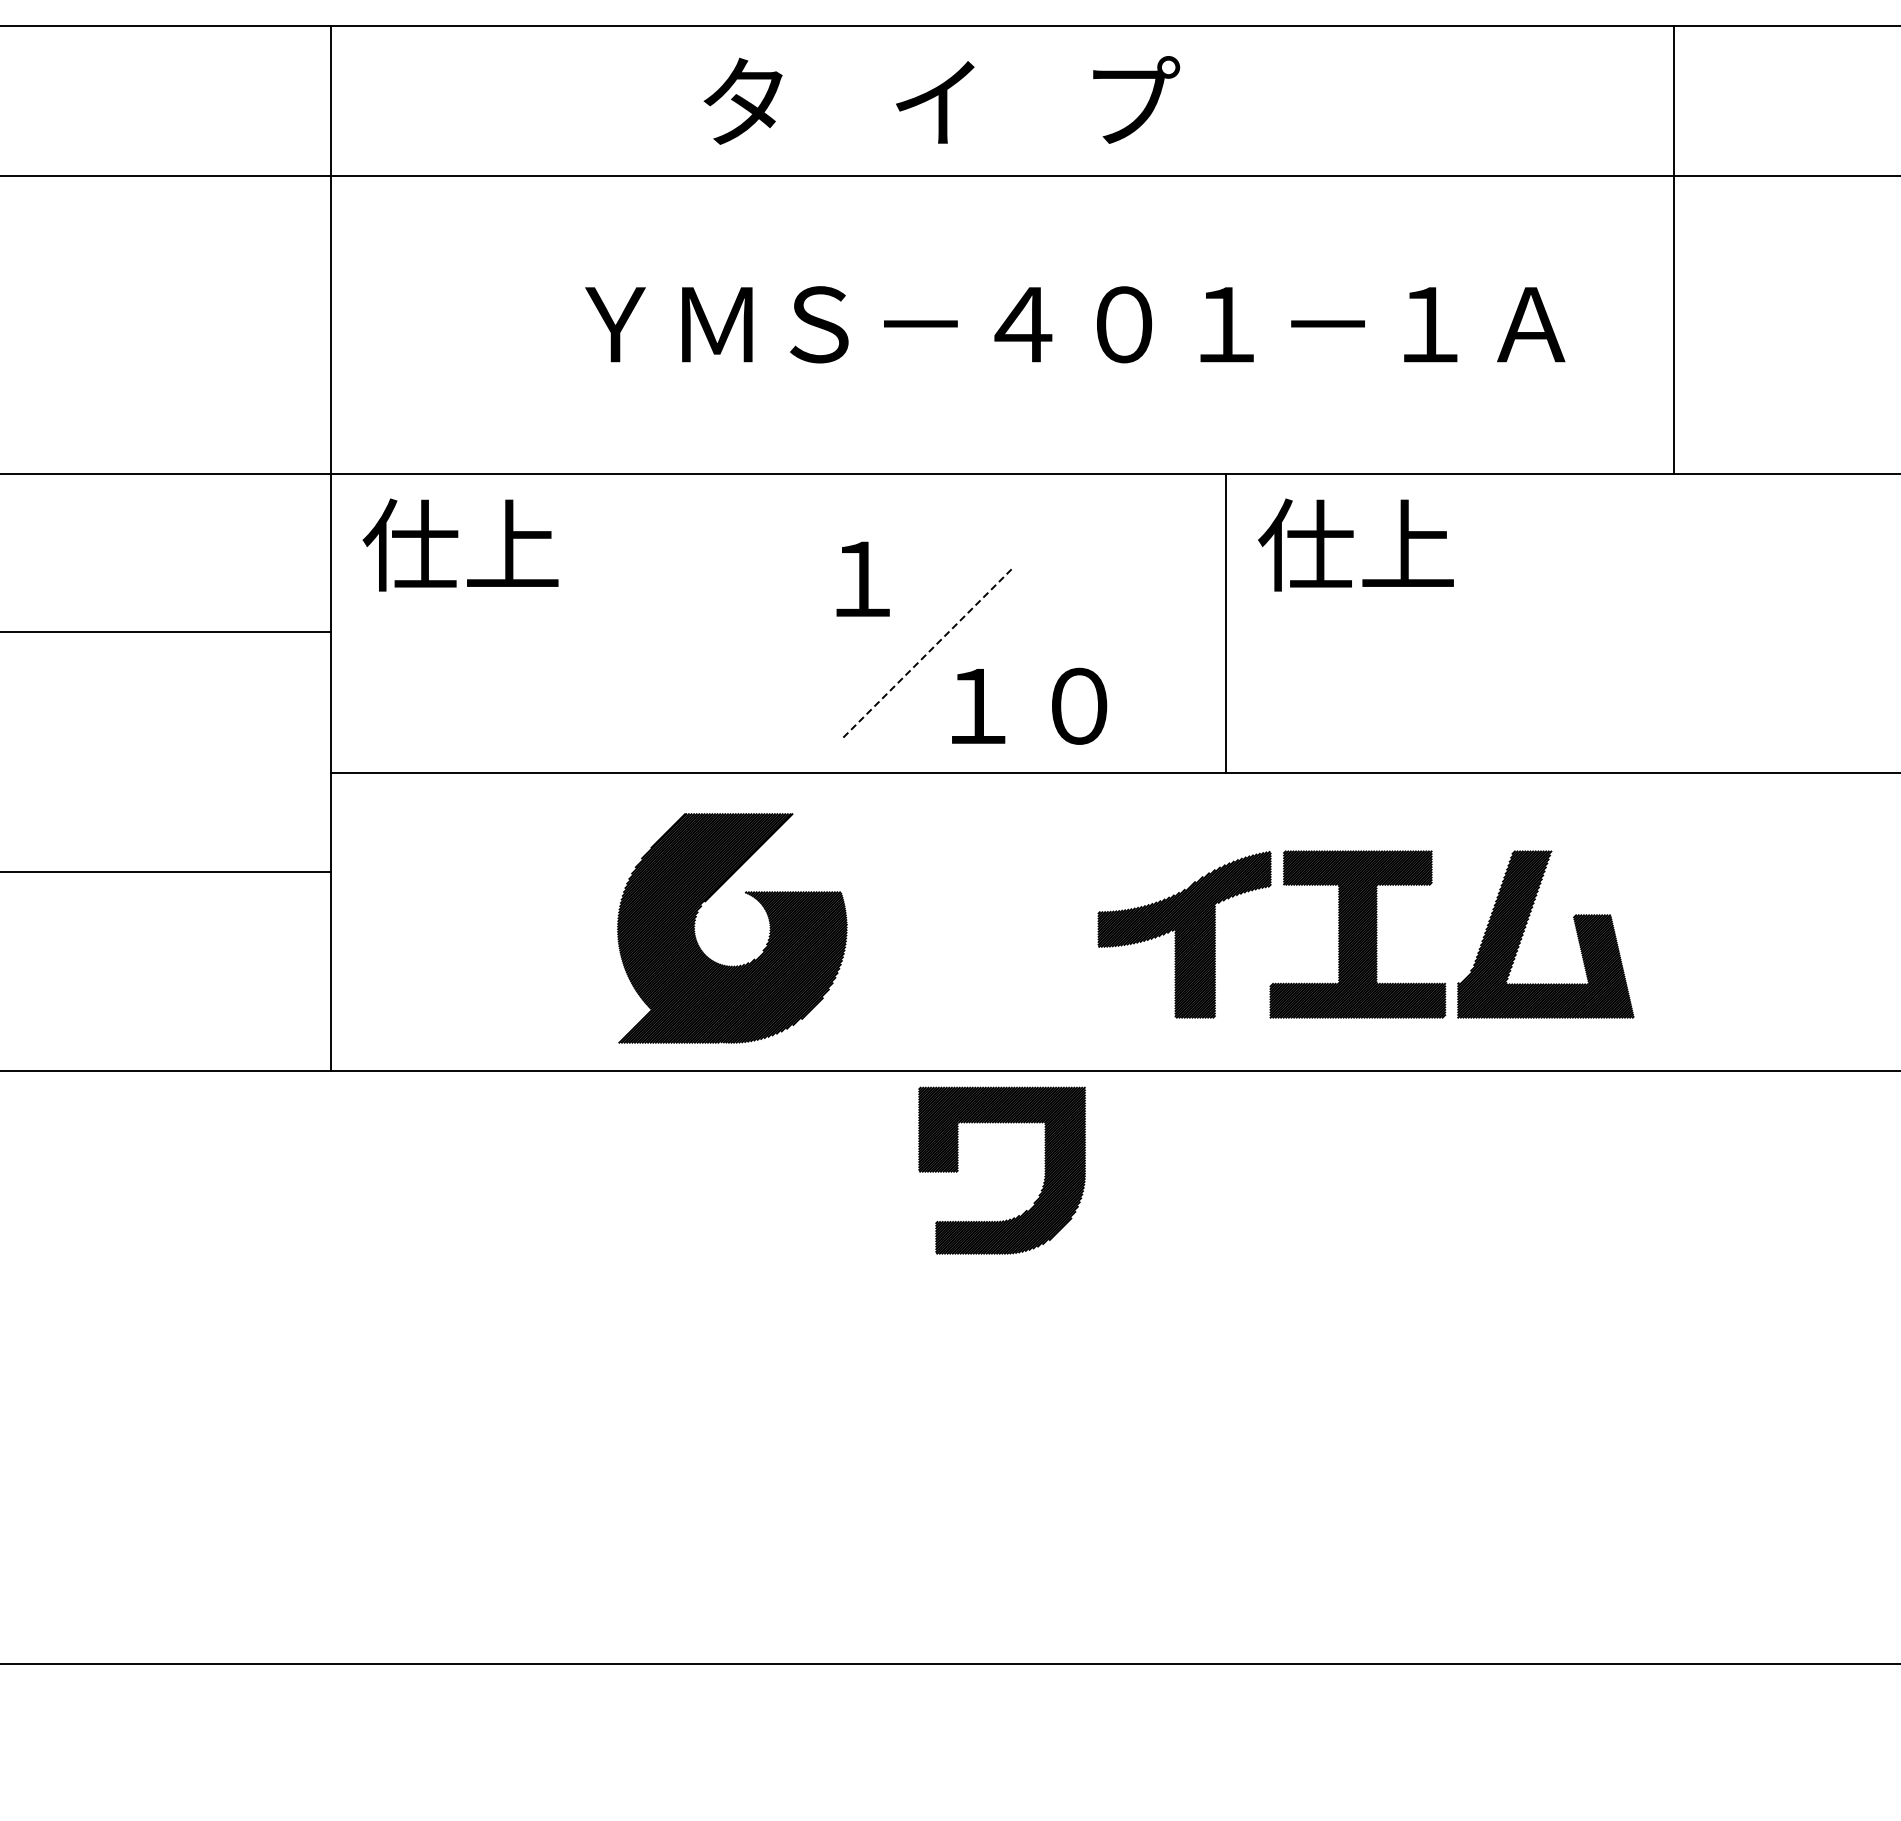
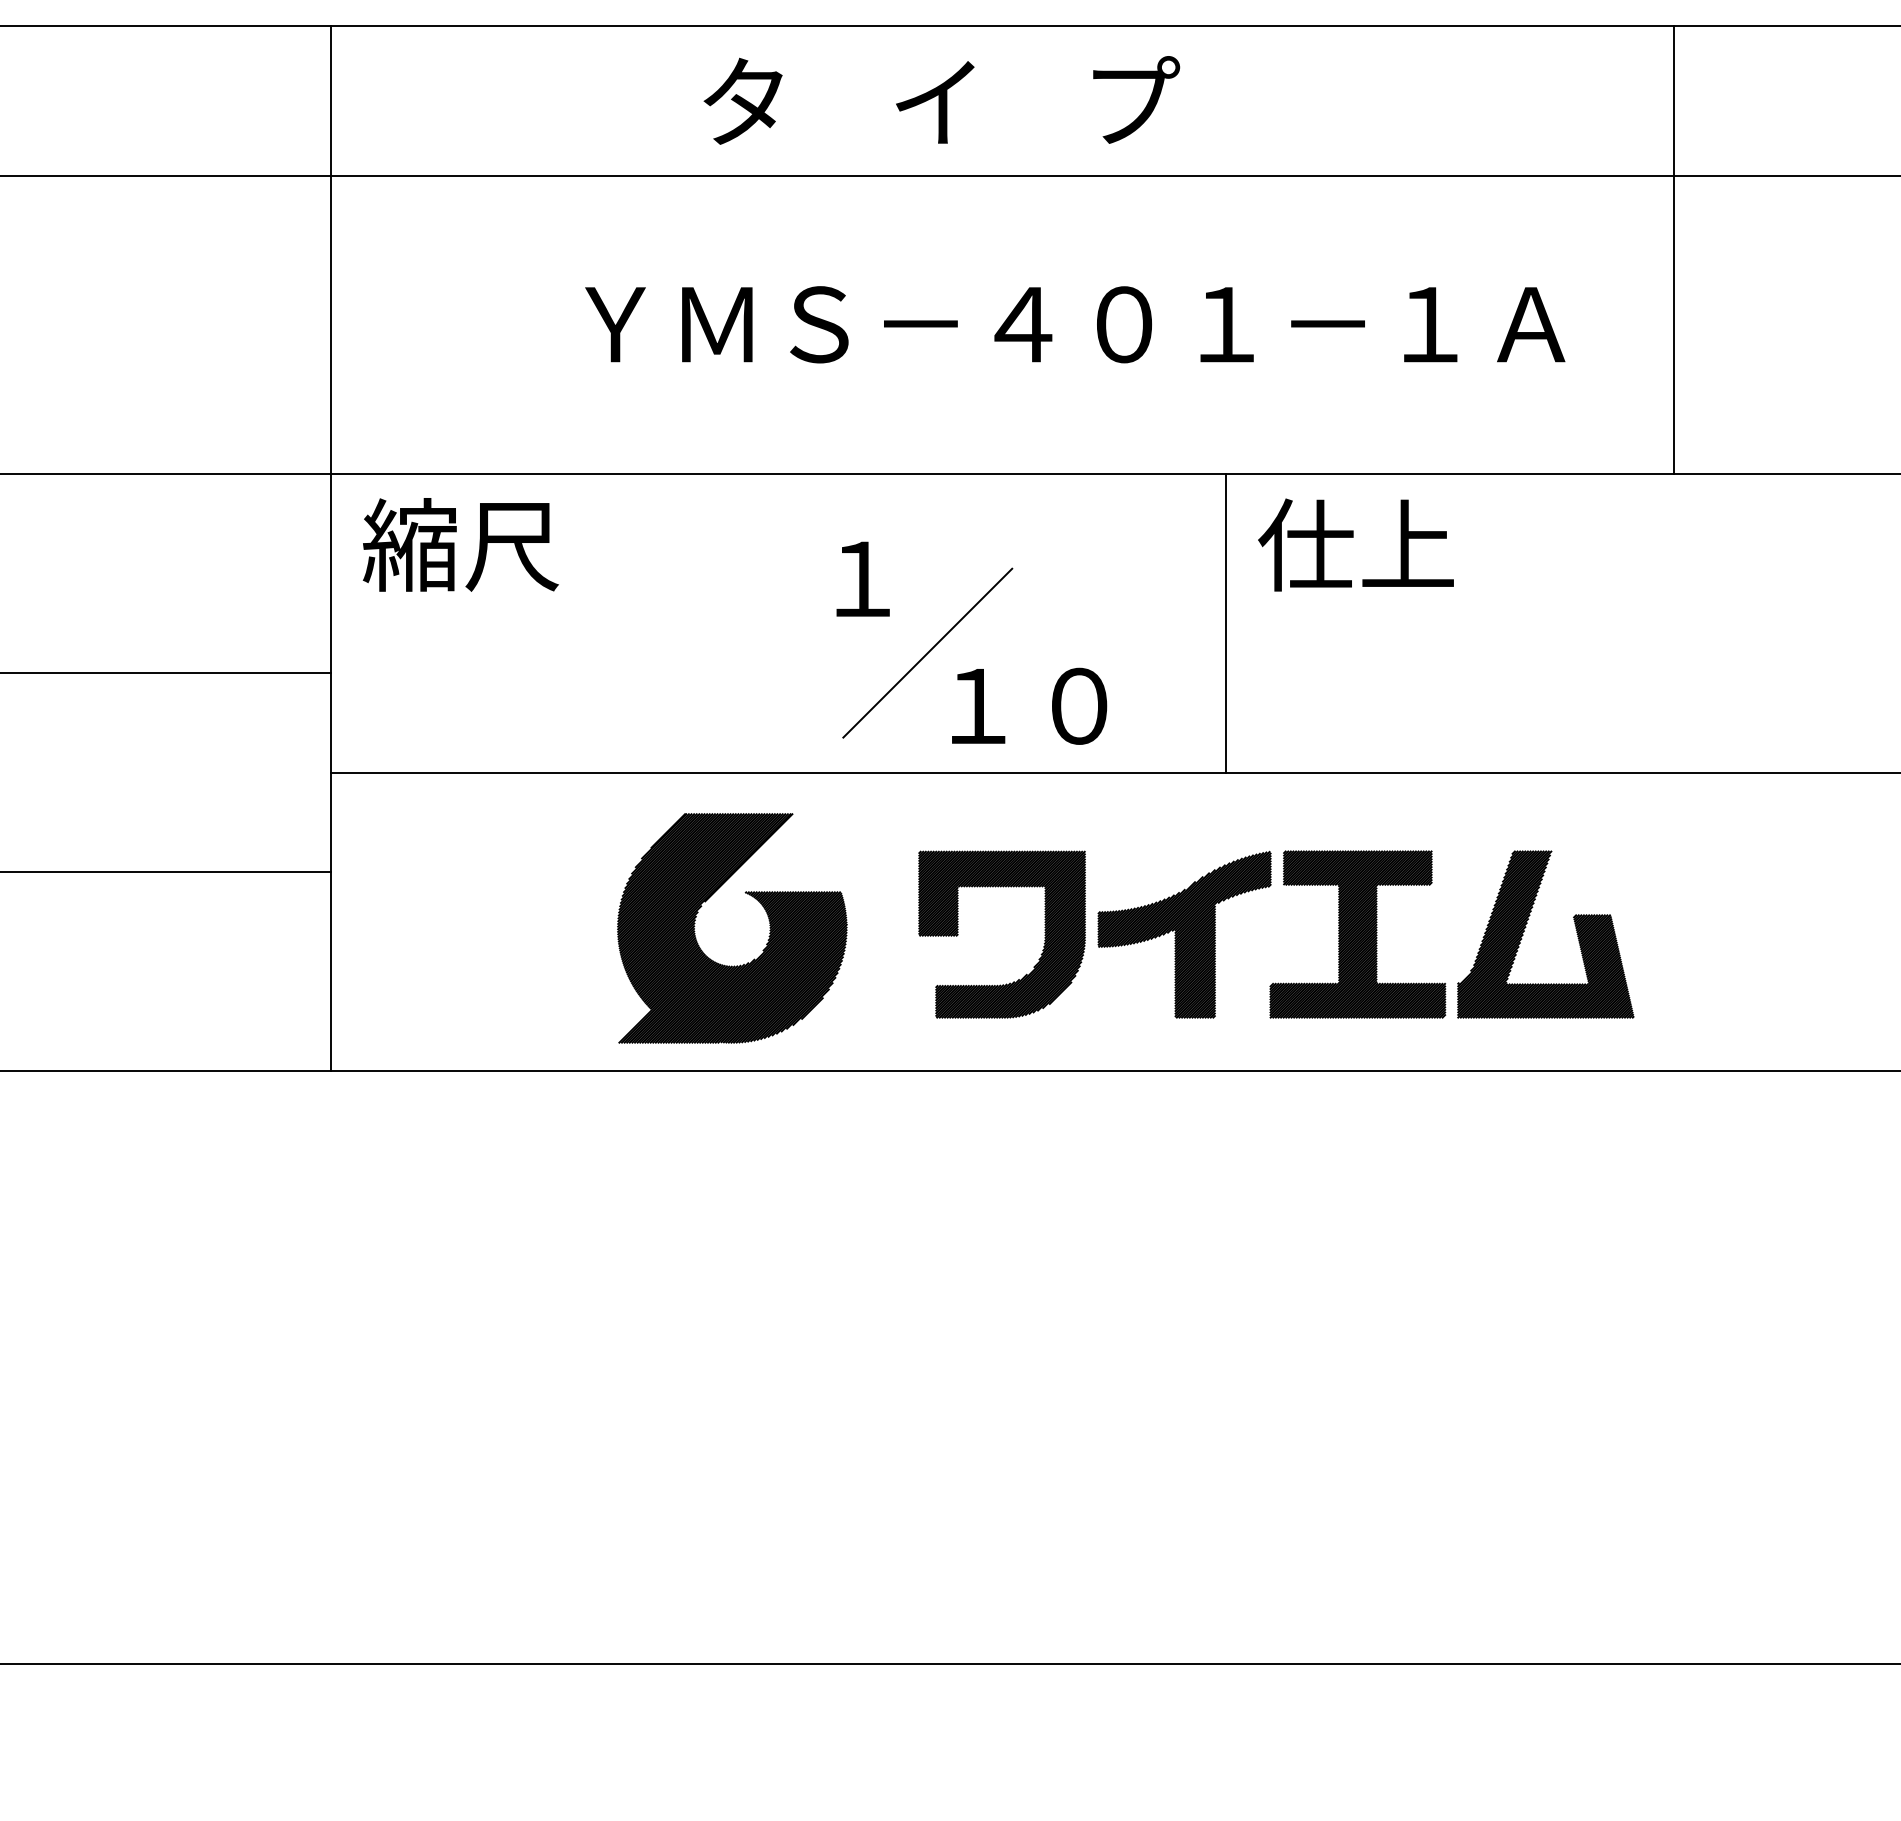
text: 仕上 -> 縮尺 (460, 544)
line position: (166, 632) -> (166, 673) (166, 673)
line: dashed -> solid (928, 652)
part position: (1043, 1179) -> (1043, 943) (1043, 943)
